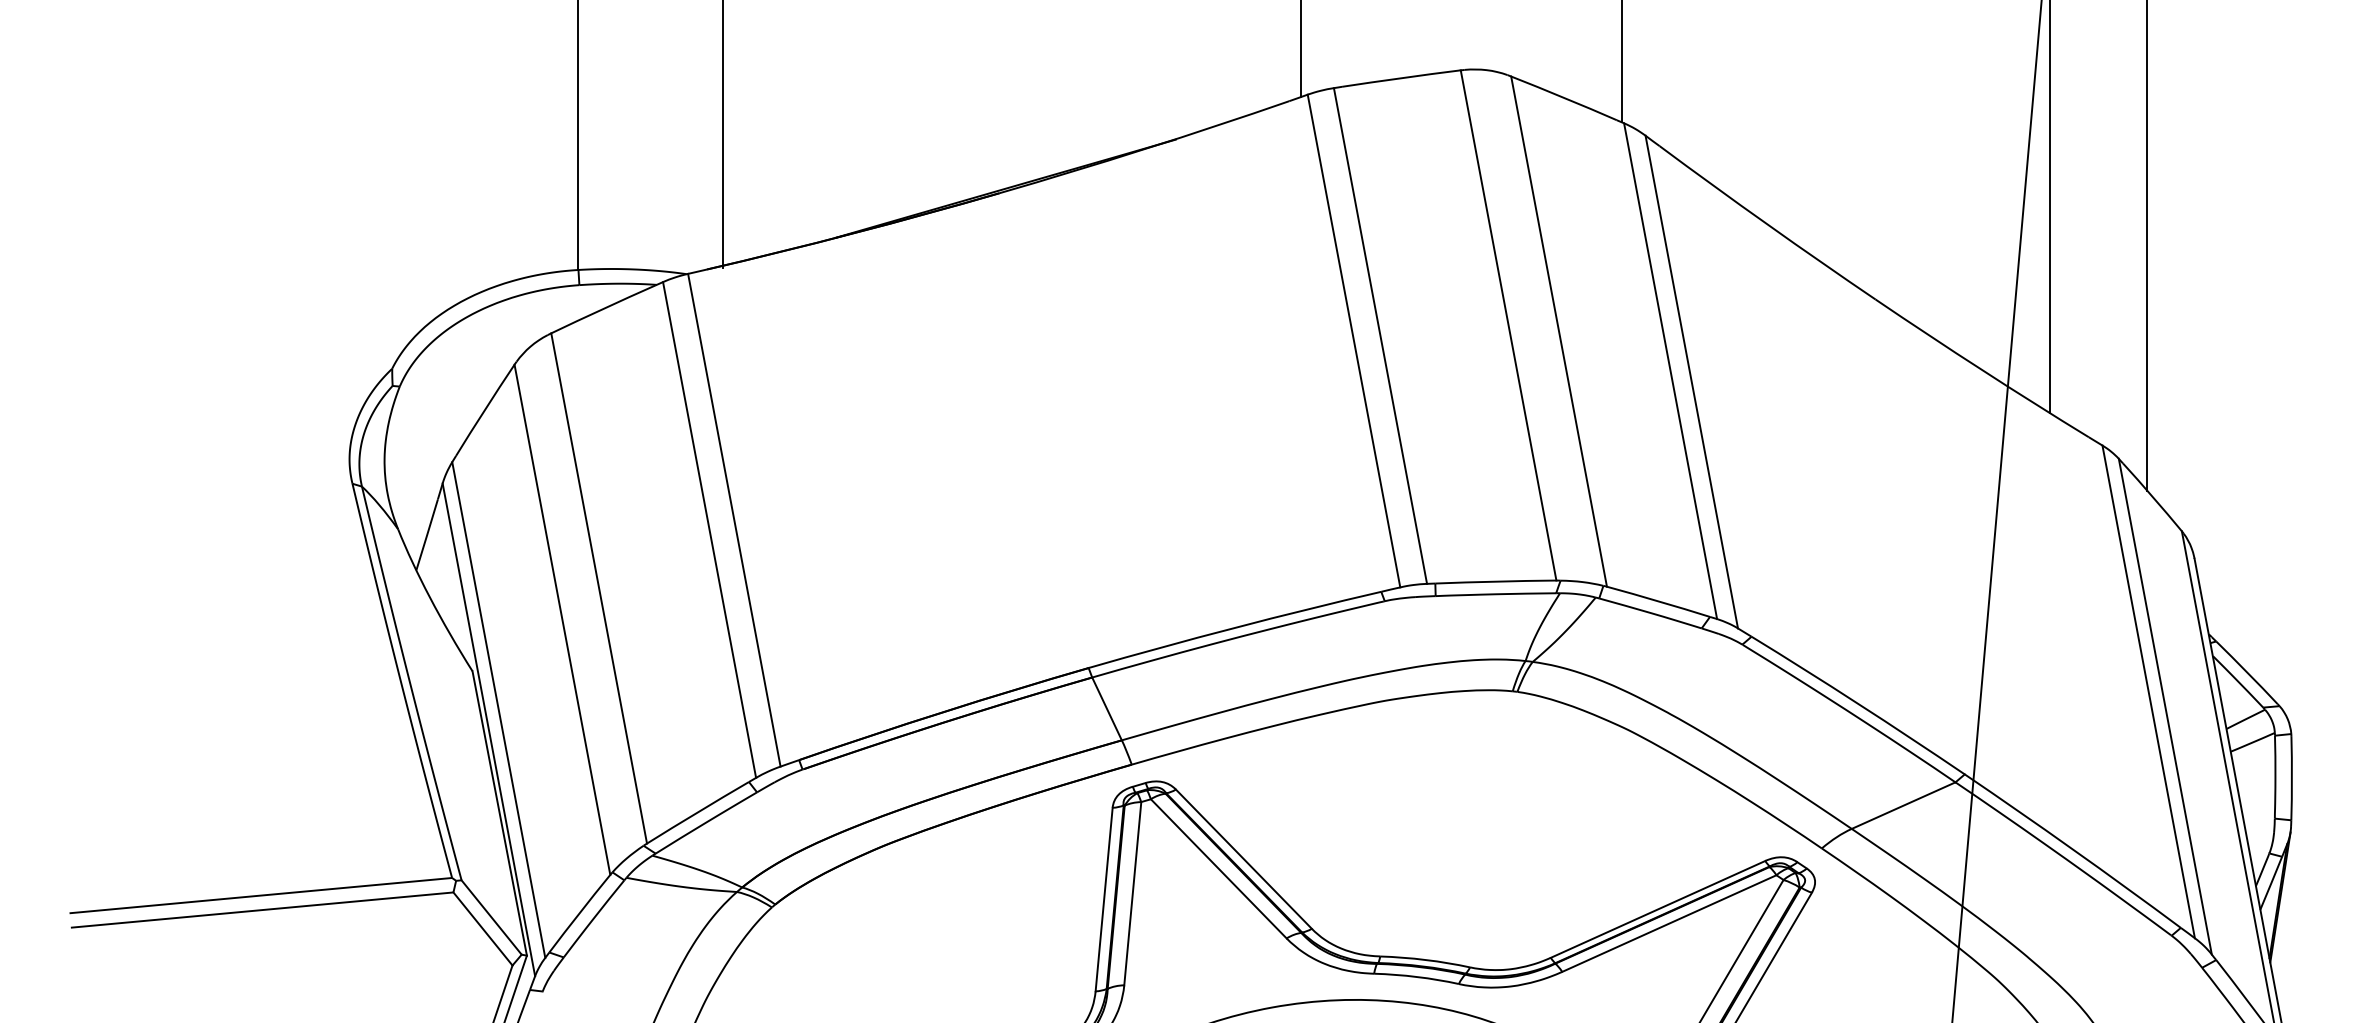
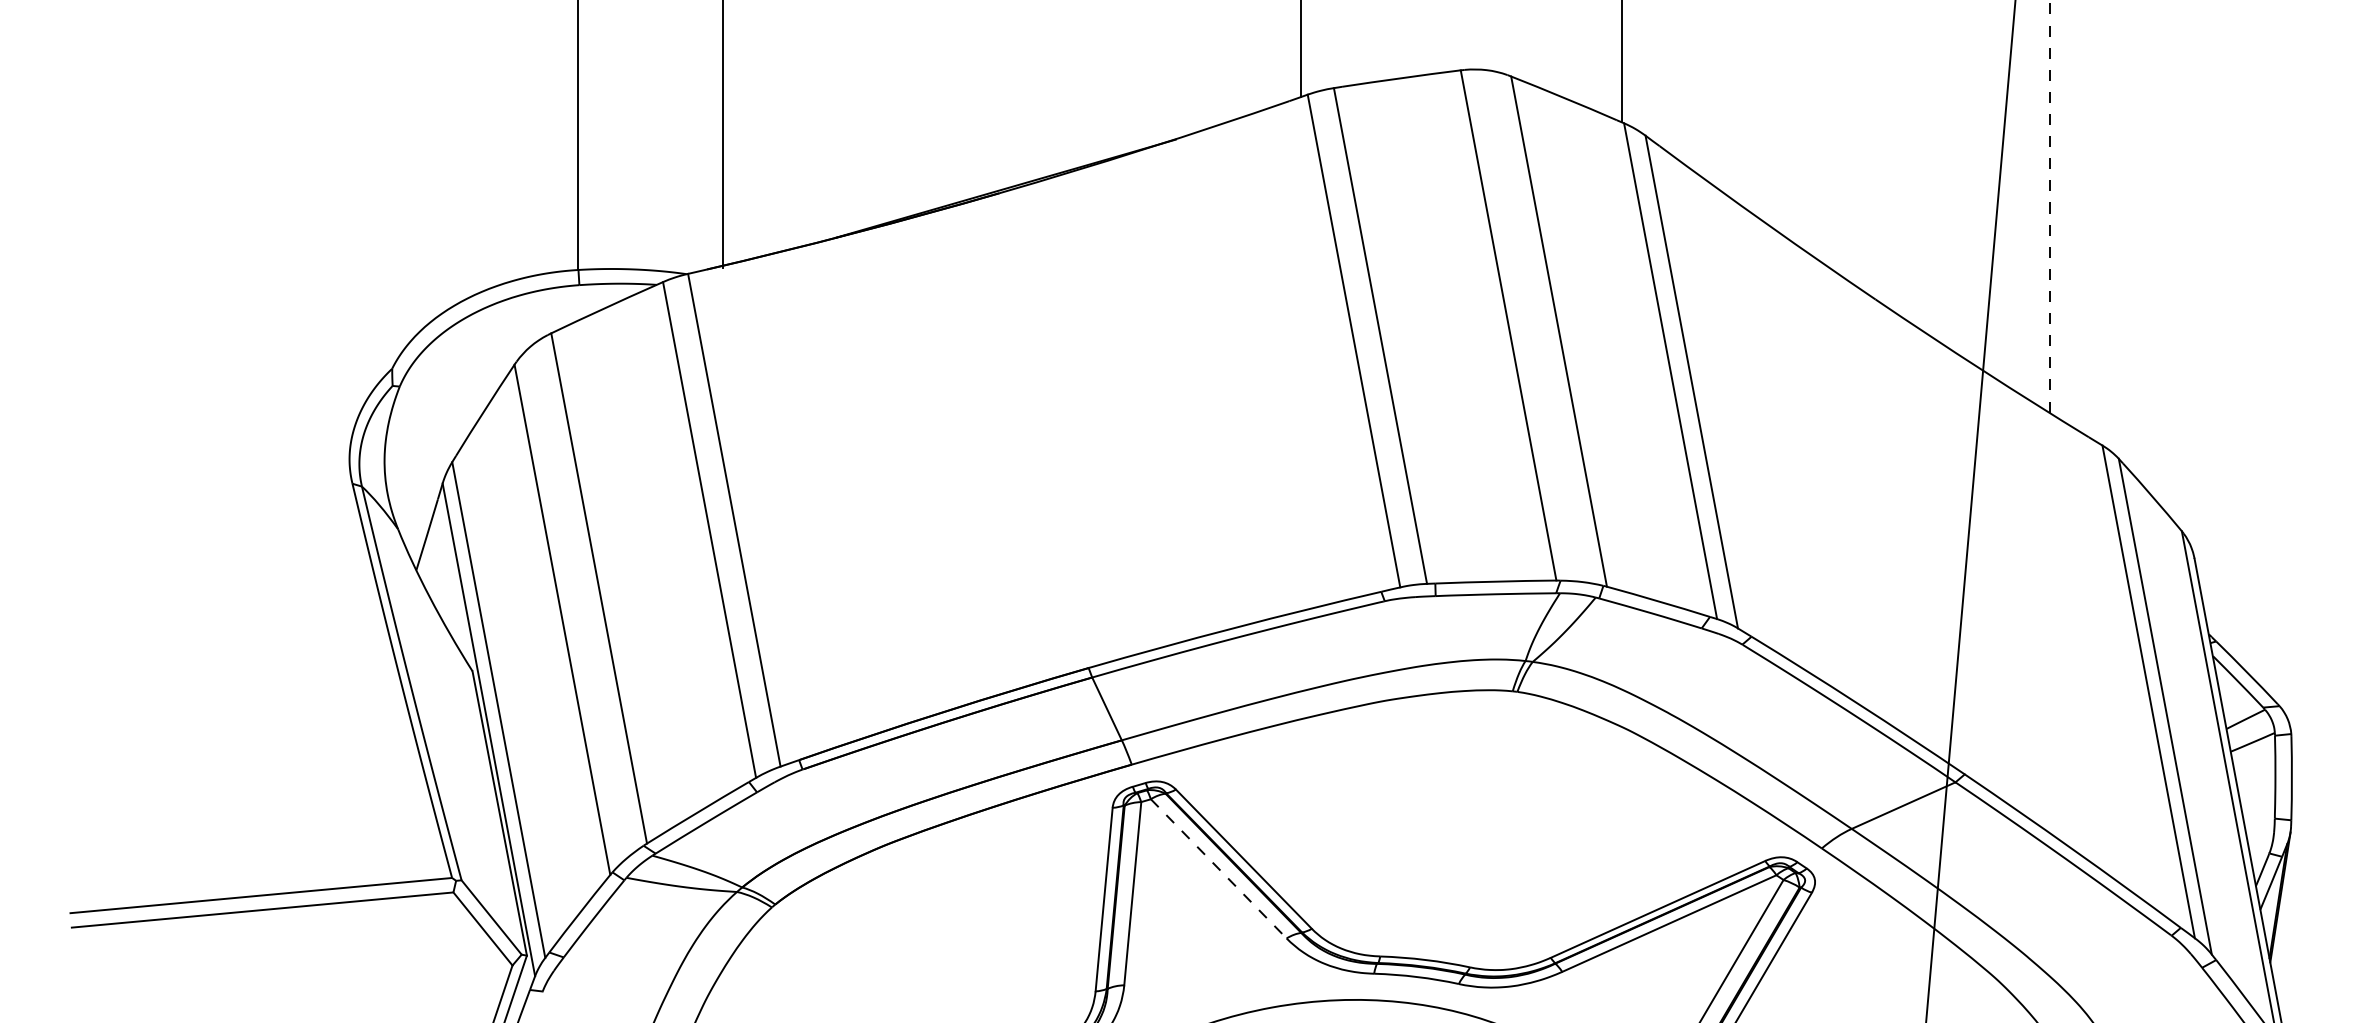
line: solid -> dashed (2050, 206)
line: present -> none (2147, 246)
line position: (1996, 510) -> (1970, 510) (1970, 510)
line: solid -> dashed (1219, 869)
